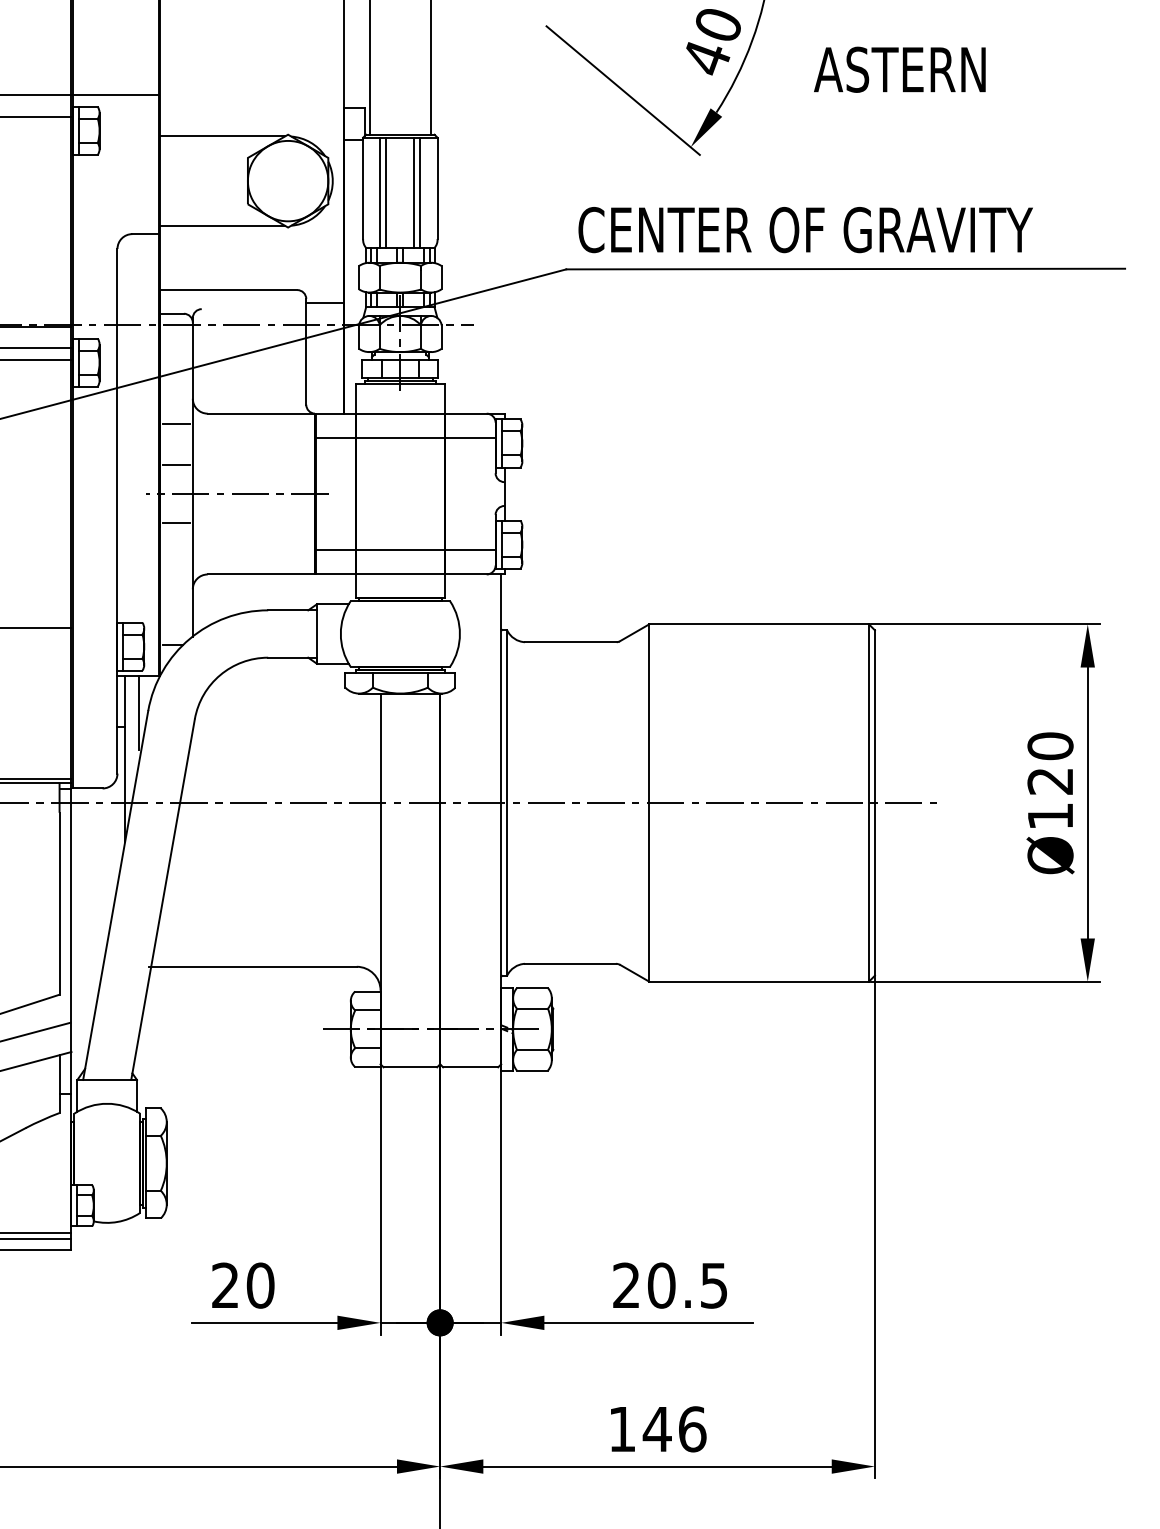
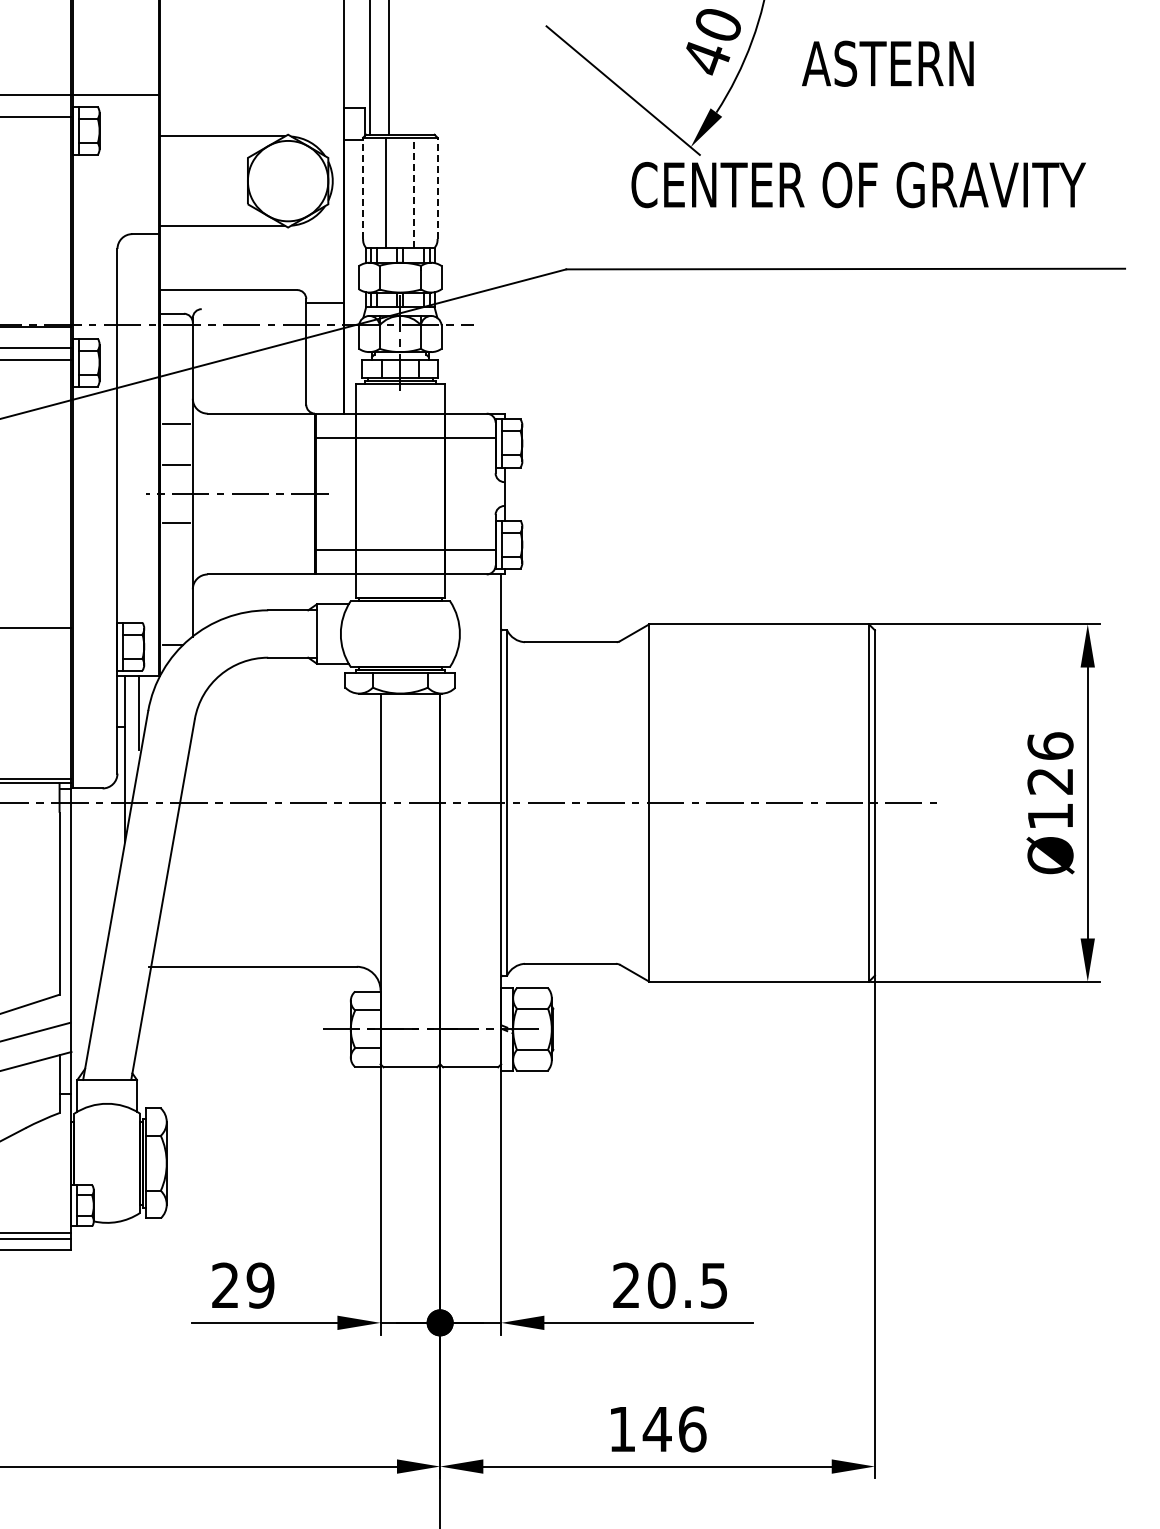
line position: (431, 68) -> (389, 68) (389, 68)
text position: (899, 69) -> (887, 63) (887, 63)
line: solid -> dashed (363, 188)
line: solid -> dashed (437, 188)
line: present -> none (380, 192)
line: solid -> dashed (414, 192)
line: present -> none (420, 192)
text position: (805, 230) -> (858, 185) (858, 185)
text: Ø120 -> Ø126 (1050, 746)
text: 20 -> 29 (260, 1285)
